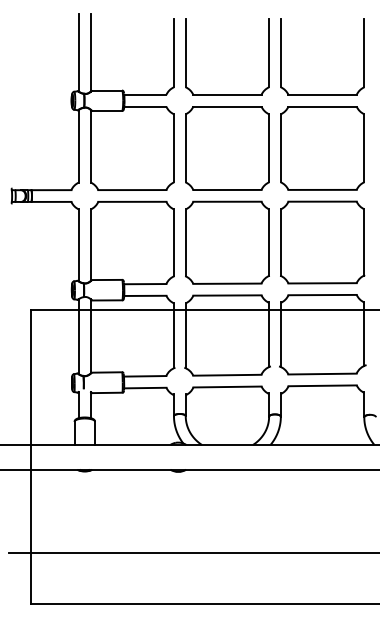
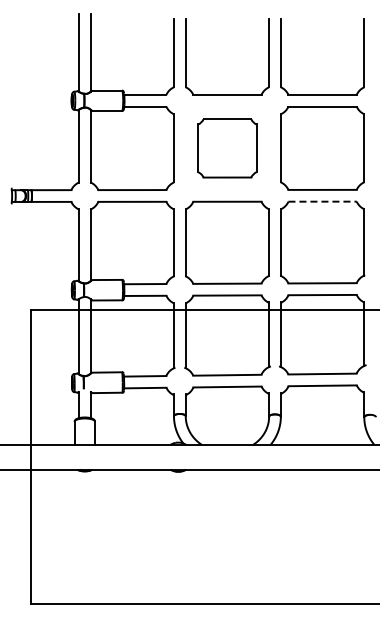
part size: 85x85 px -> 61x61 px (227, 148)
line: solid -> dashed (323, 201)
line: present -> none (192, 552)
